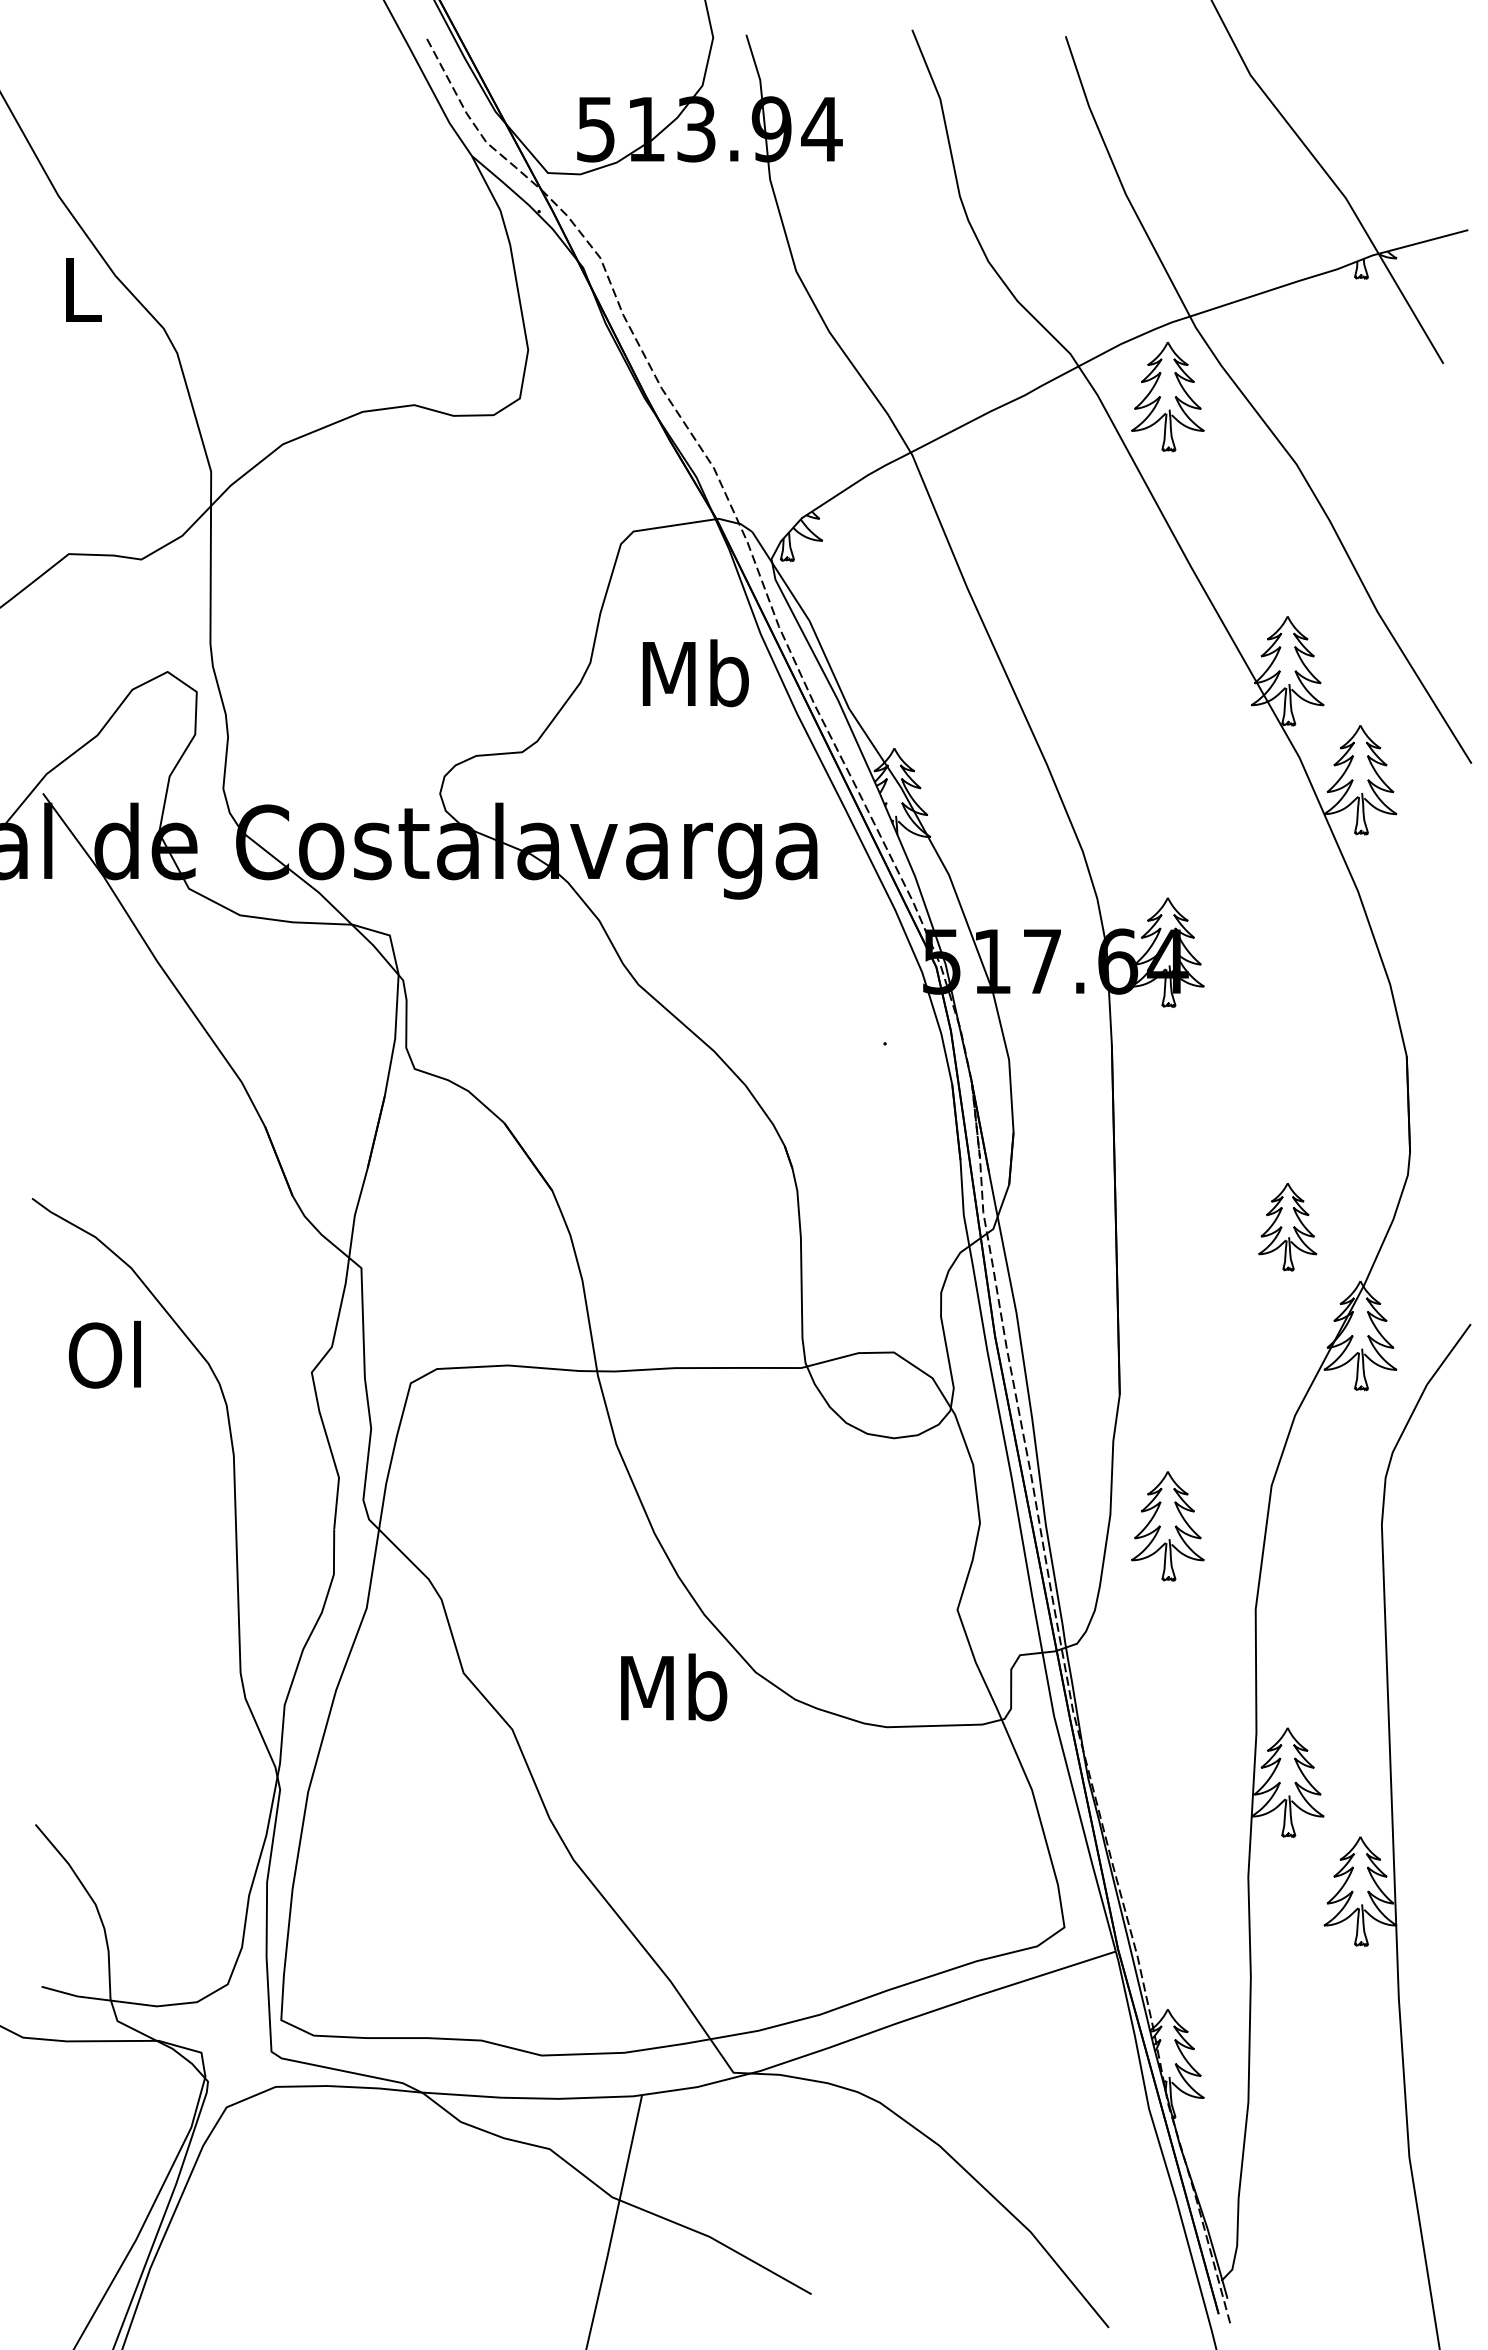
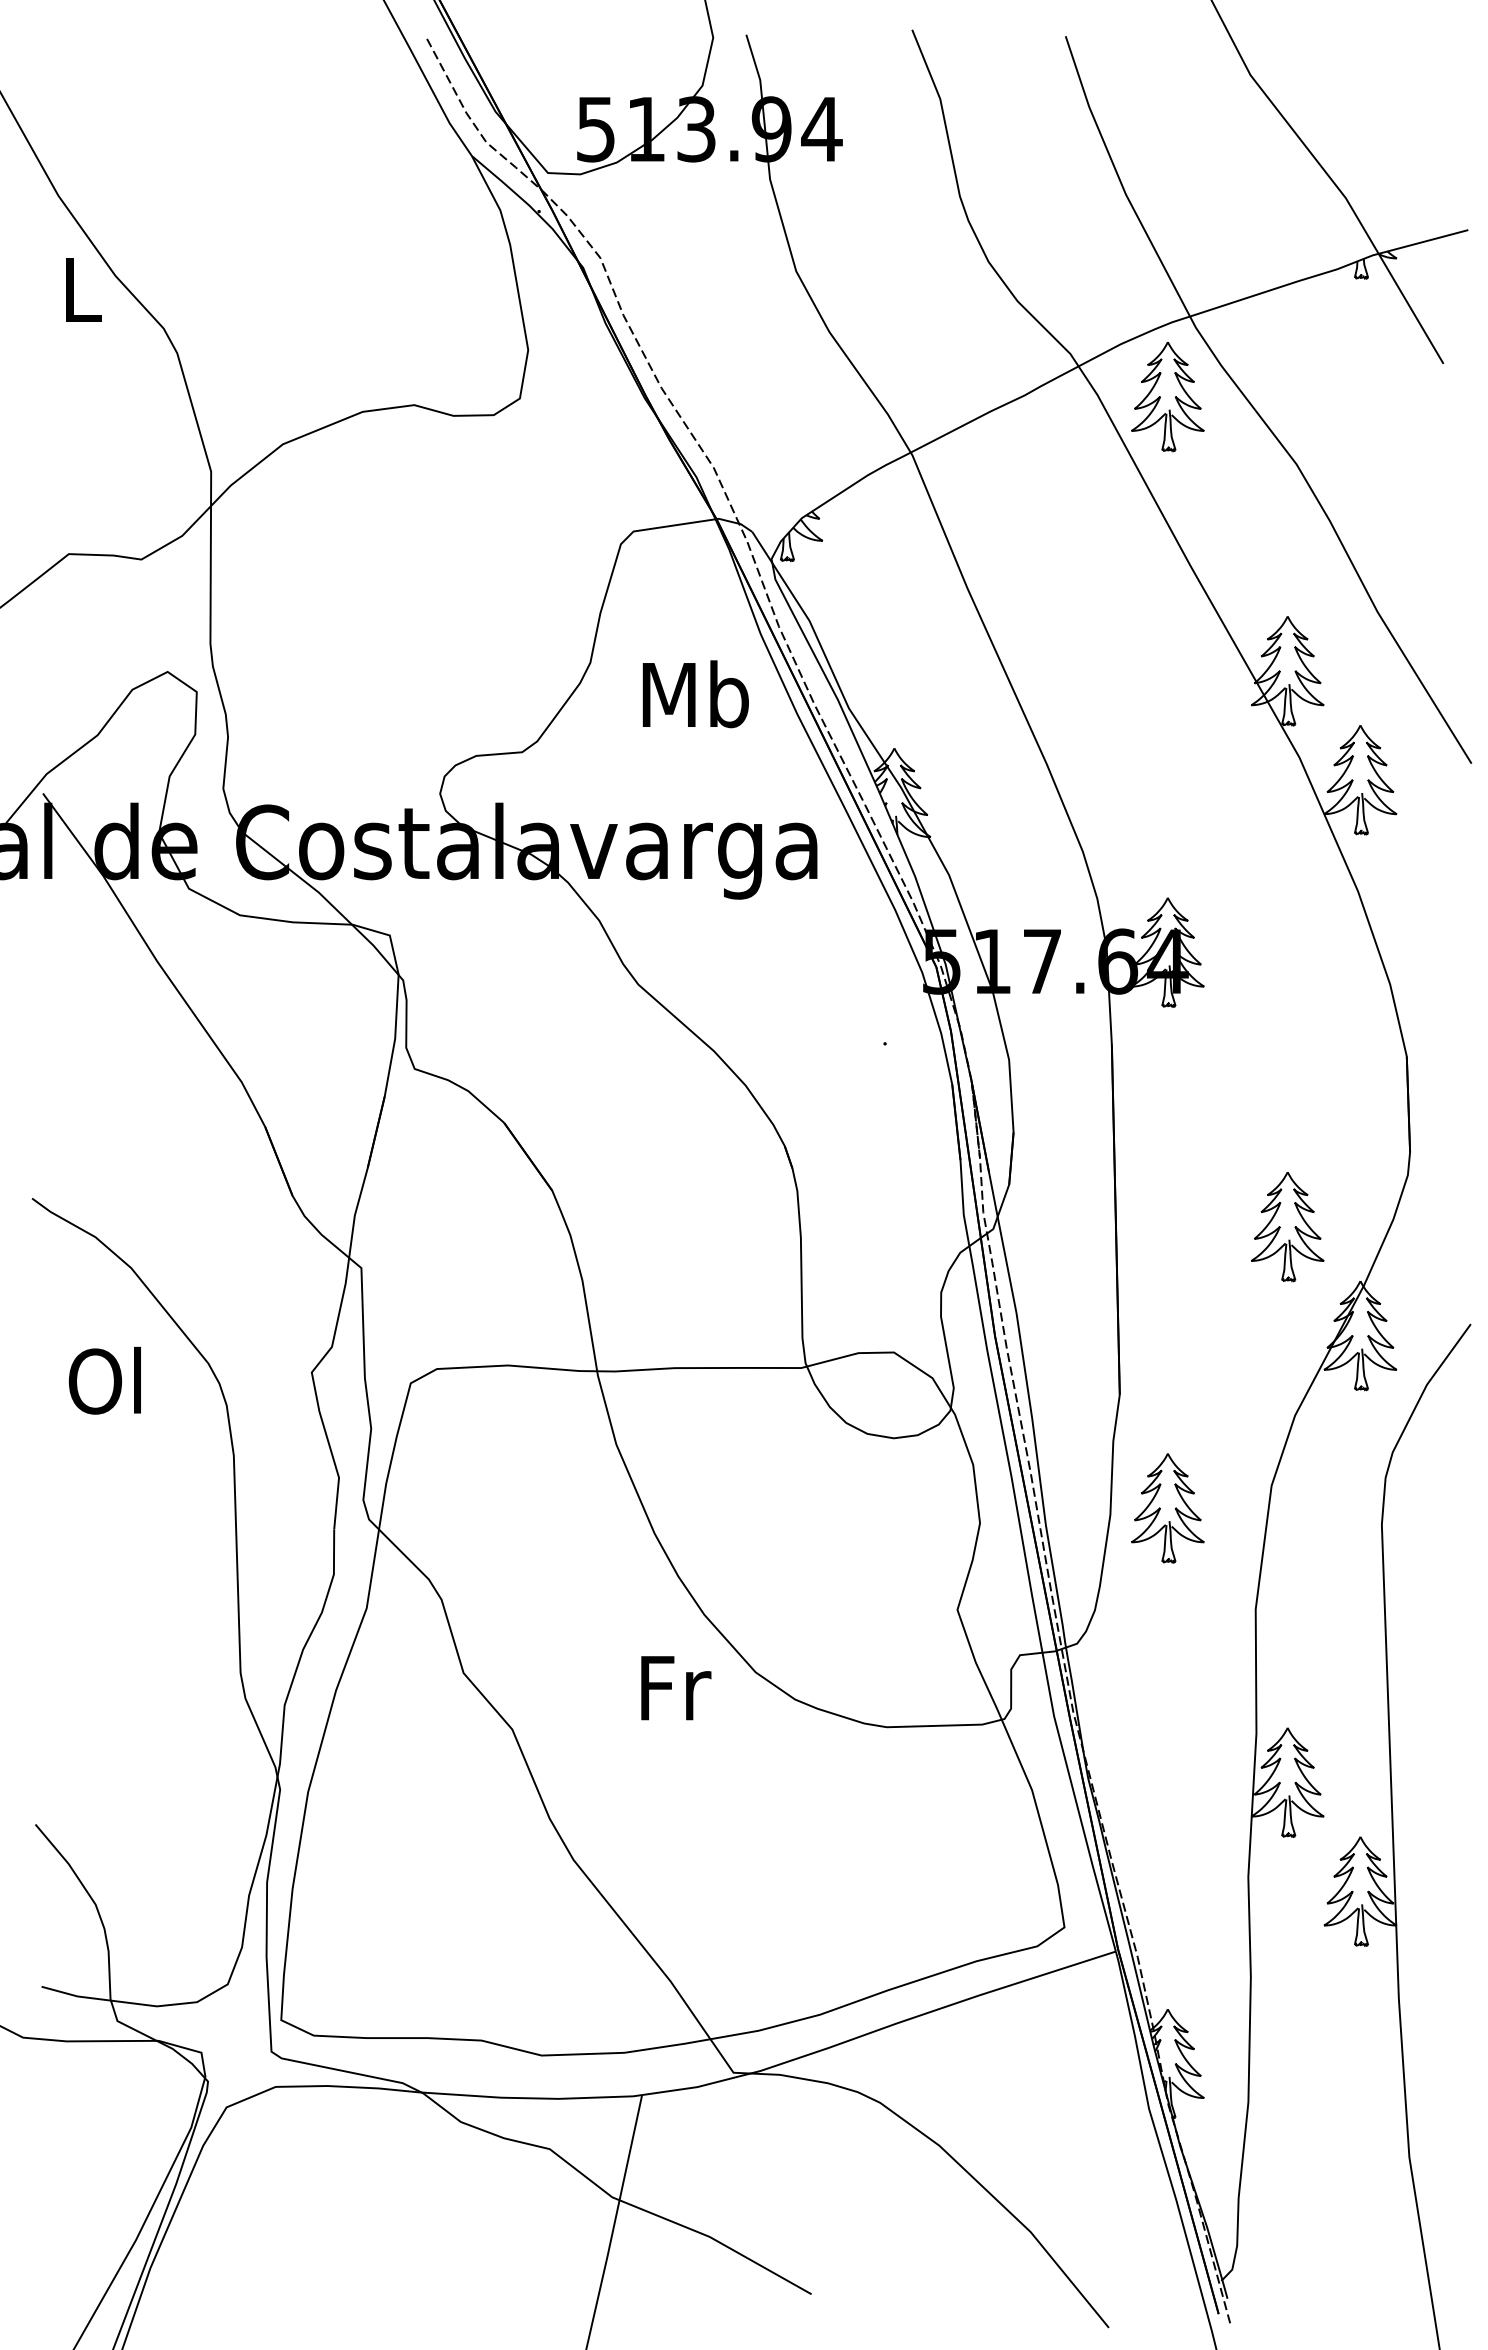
text position: (695, 673) -> (695, 694) (695, 694)
part size: 60x89 px -> 74x111 px (1287, 1227)
text position: (104, 1354) -> (104, 1380) (104, 1380)
part position: (1167, 1526) -> (1167, 1508) (1167, 1508)
text: Mb -> Fr (674, 1687)
